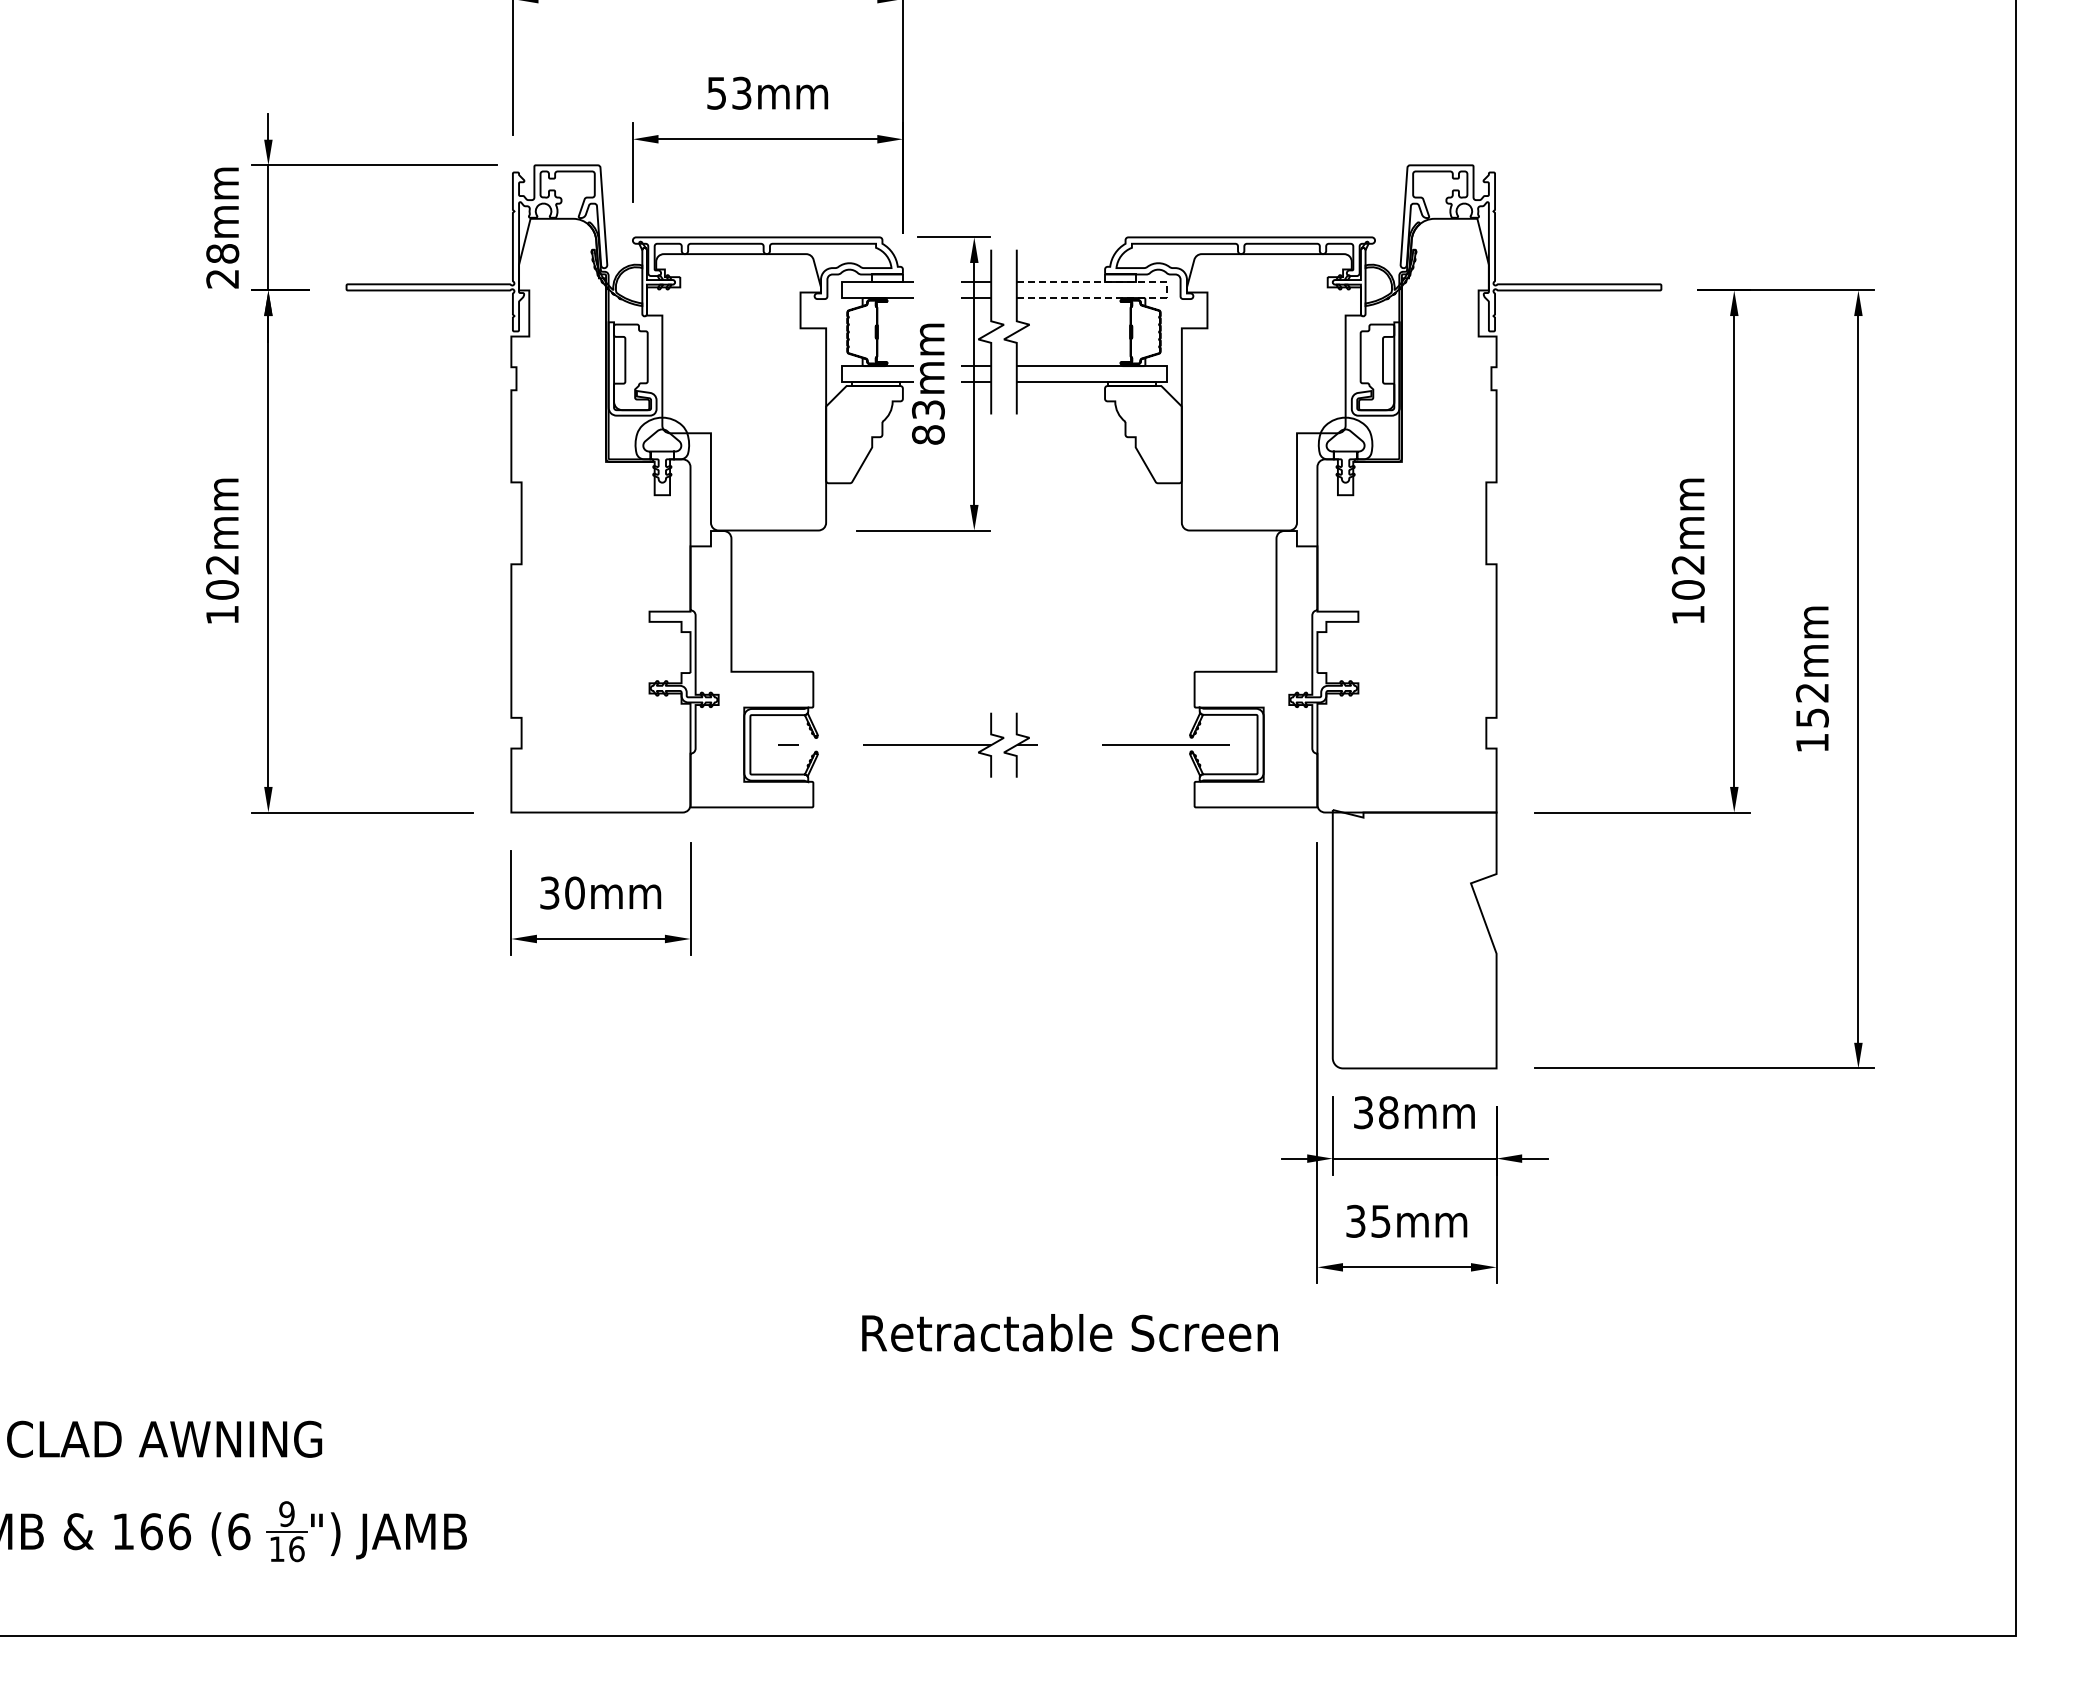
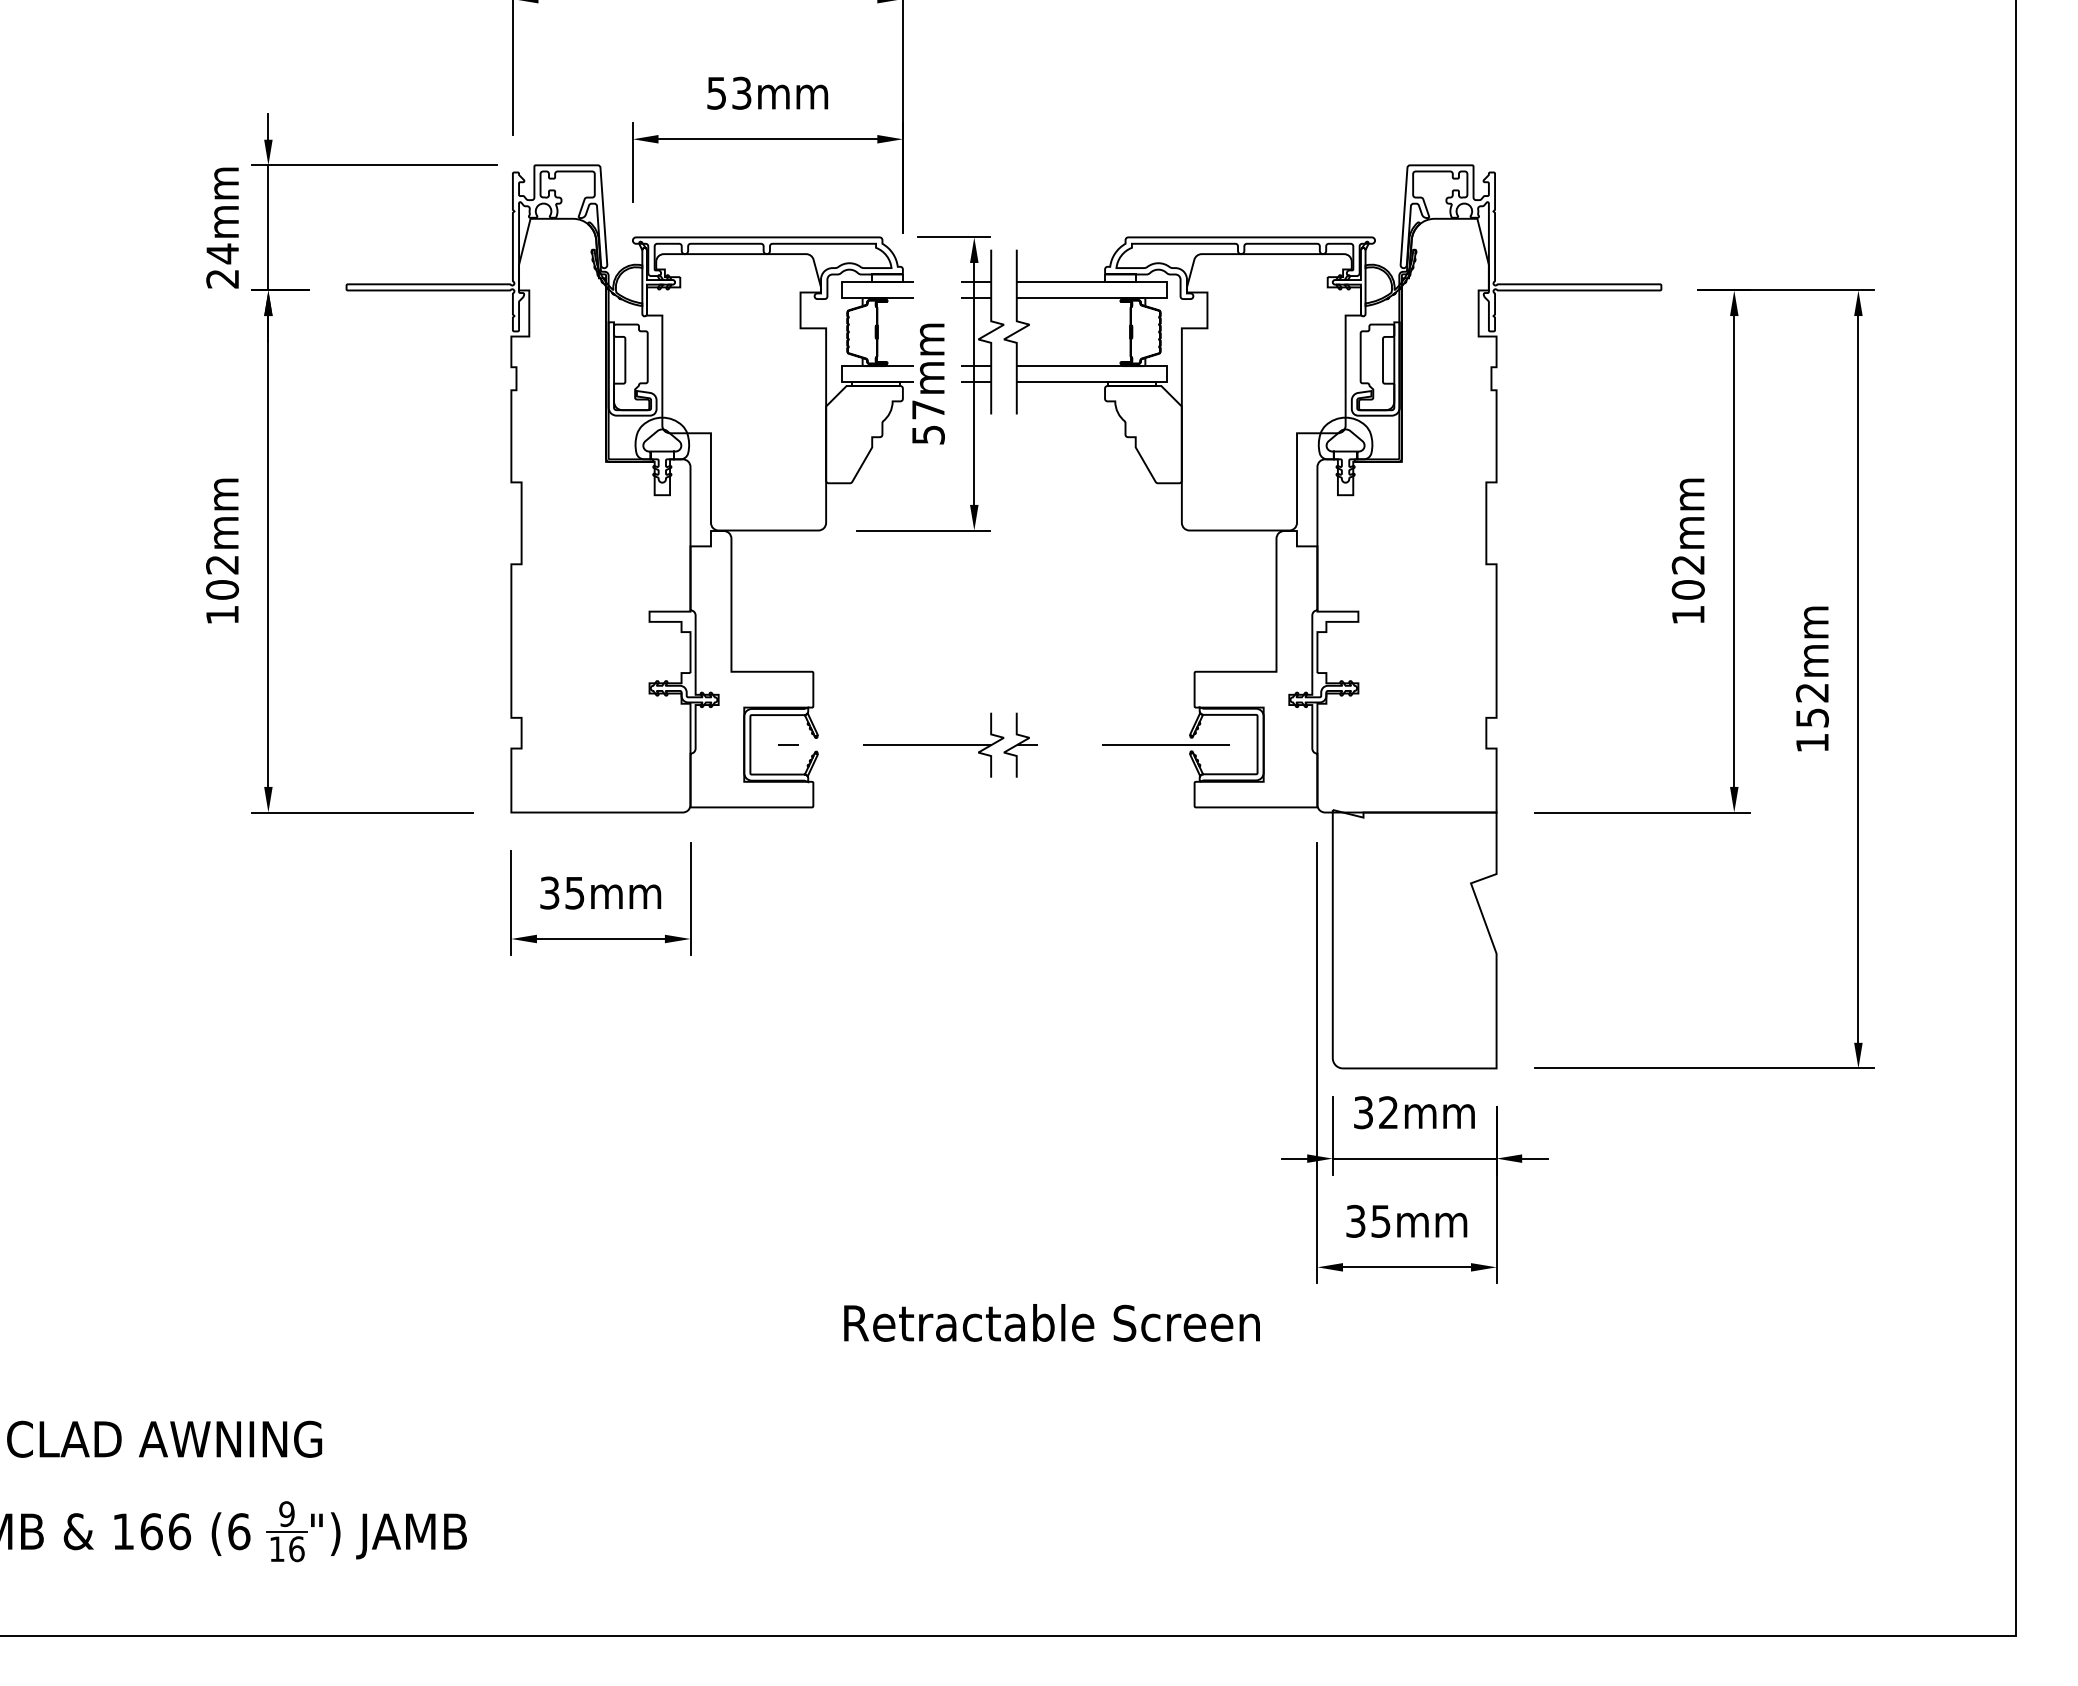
text: 28mm -> 24mm (222, 253)
line: dashed -> solid (1166, 290)
text: 83mm -> 57mm (927, 422)
text: 30mm -> 35mm (574, 892)
text: 38mm -> 32mm (1388, 1112)
text position: (1069, 1332) -> (1051, 1322) (1051, 1322)
